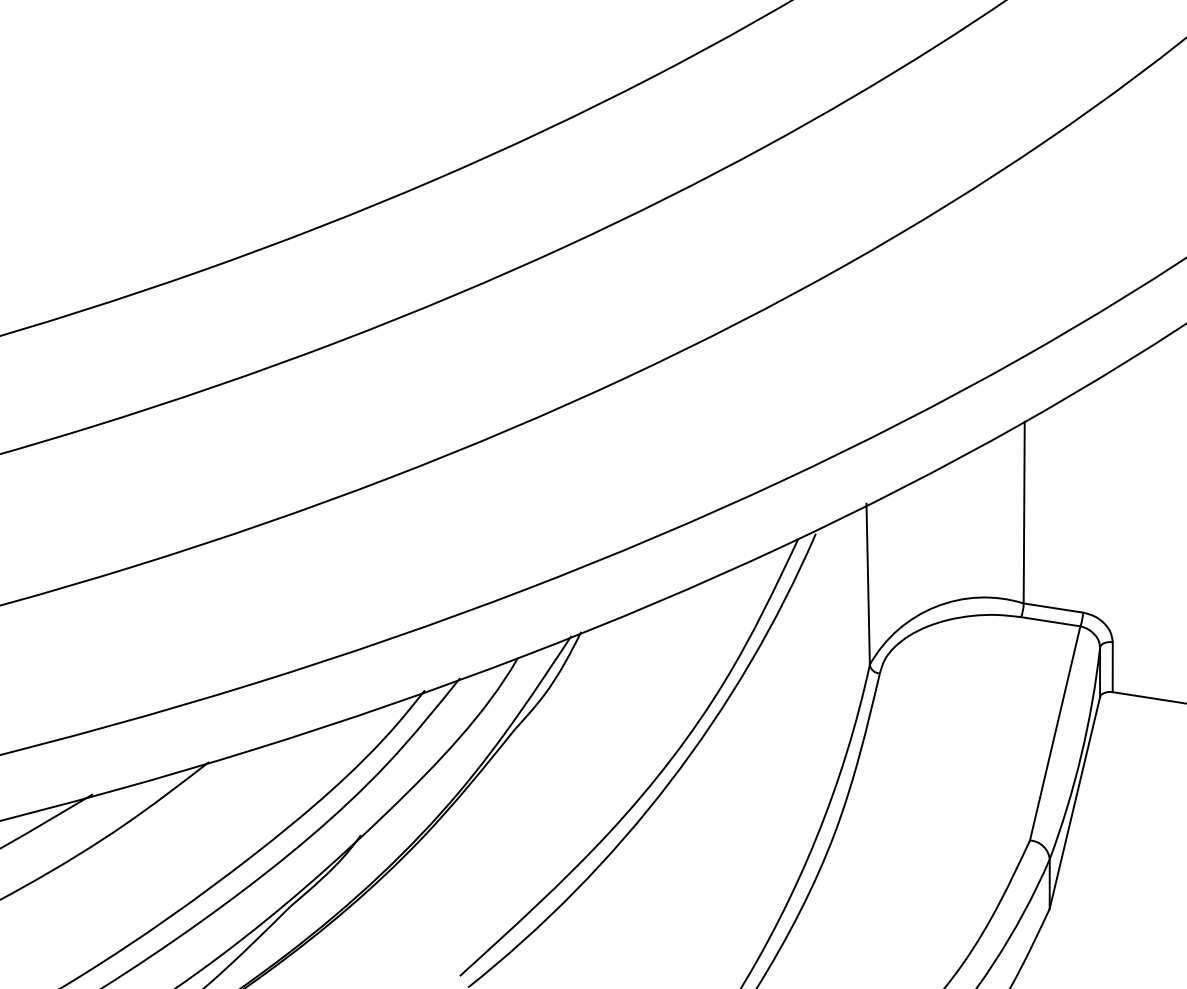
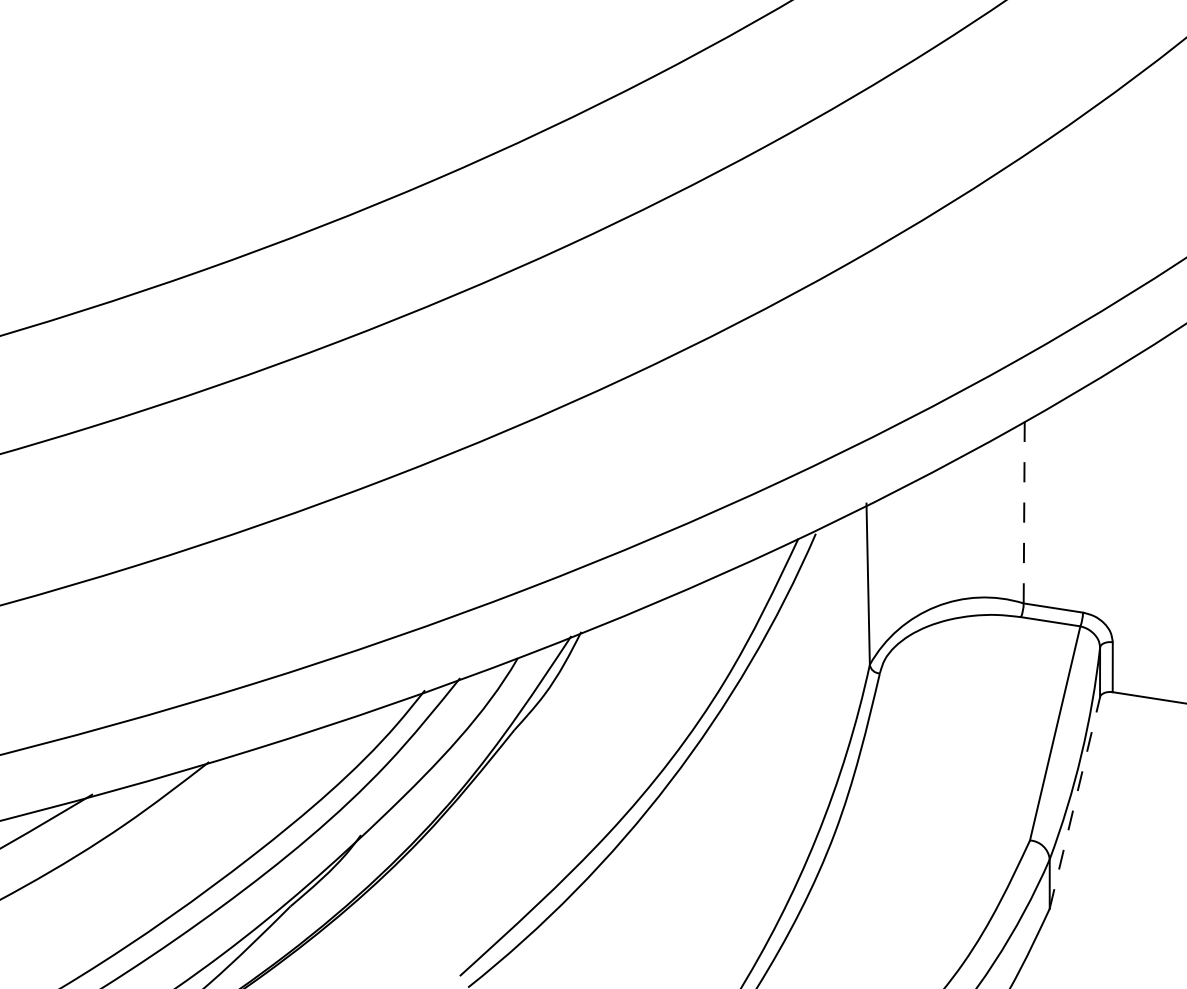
line: solid -> dashed (1024, 512)
line: solid -> dashed (1074, 803)
